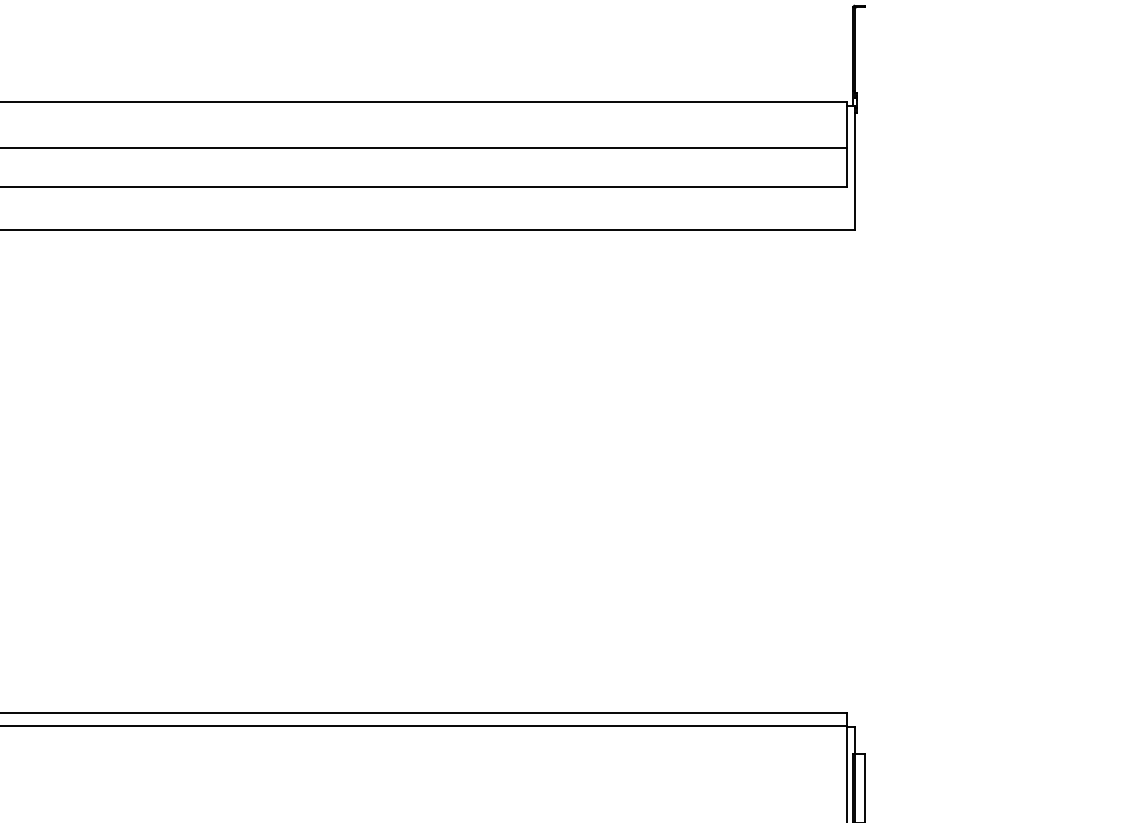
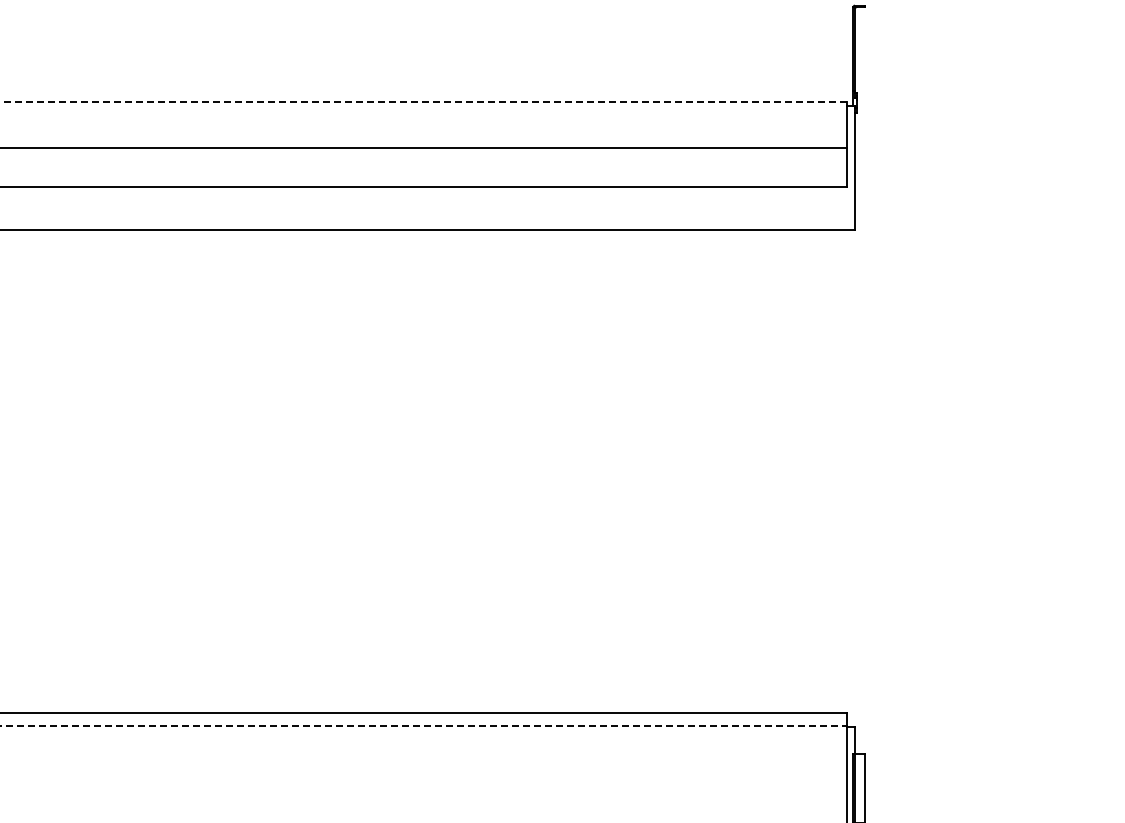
line: solid -> dashed (422, 101)
line: solid -> dashed (423, 726)
